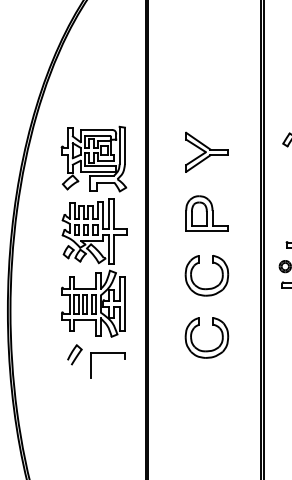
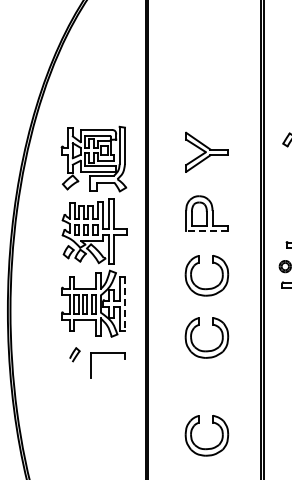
line: solid -> dashed (206, 231)
line: solid -> dashed (125, 304)
part size: 16x22 px -> 12x16 px (74, 354)
part: none -> present (210, 447)
